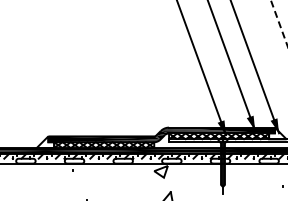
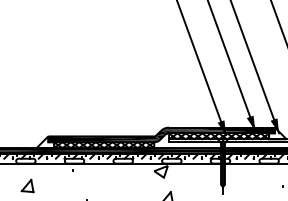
line: dashed -> solid (279, 23)
part: none -> present (27, 185)
